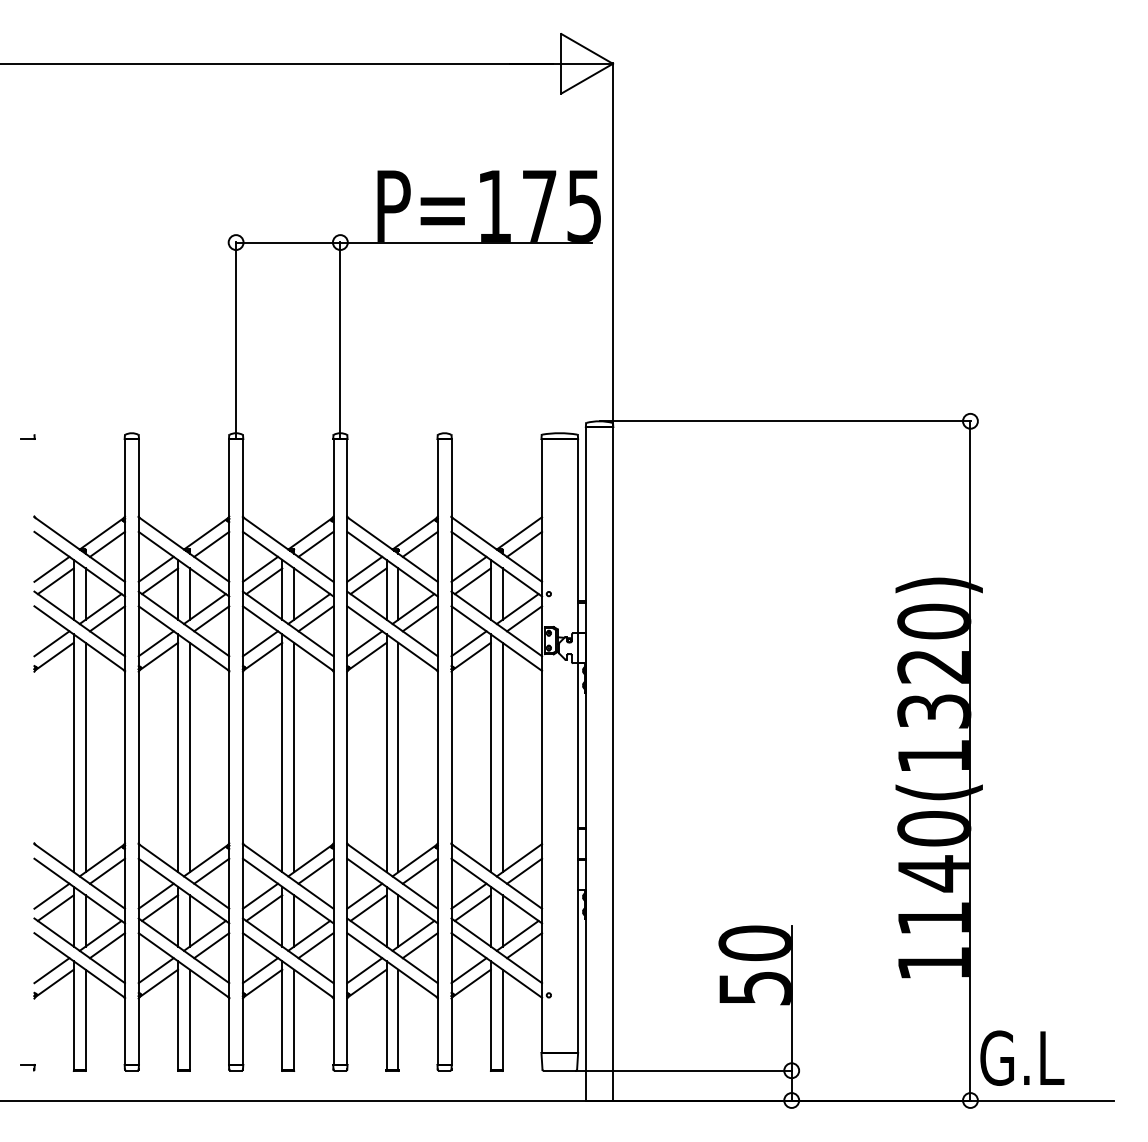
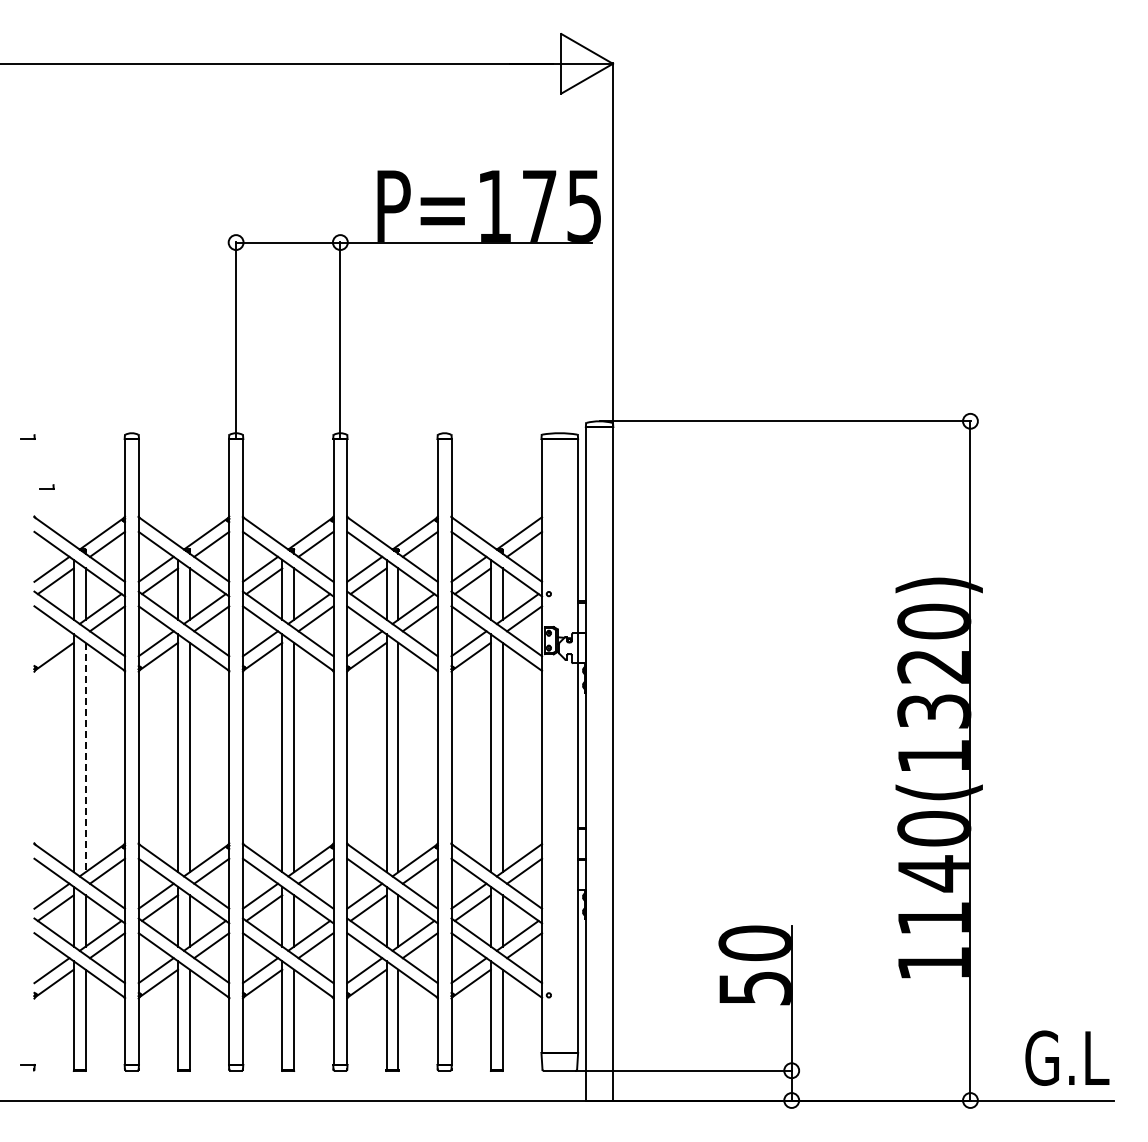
part: none -> present (46, 486)
line: present -> none (51, 643)
line: solid -> dashed (85, 757)
text position: (1022, 1057) -> (1067, 1057) (1067, 1057)
